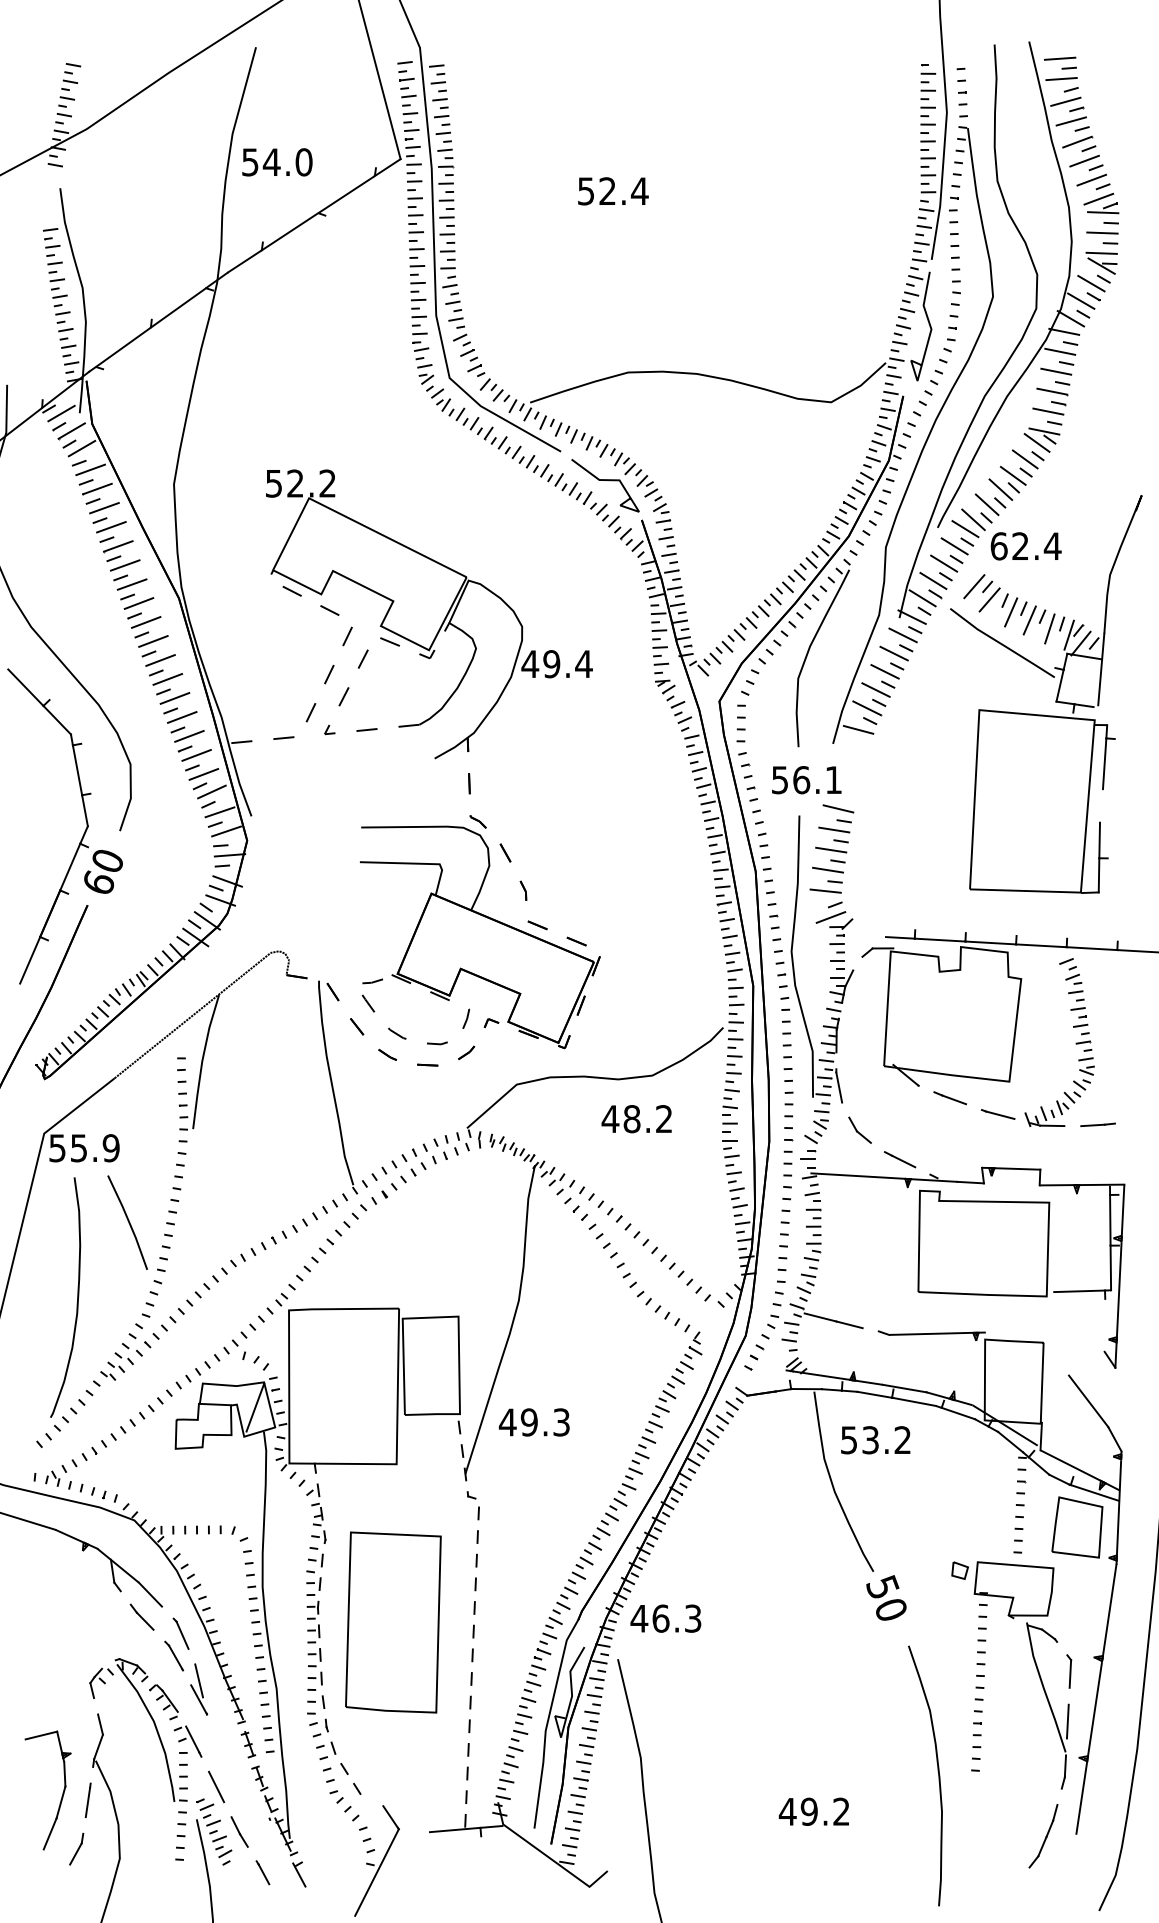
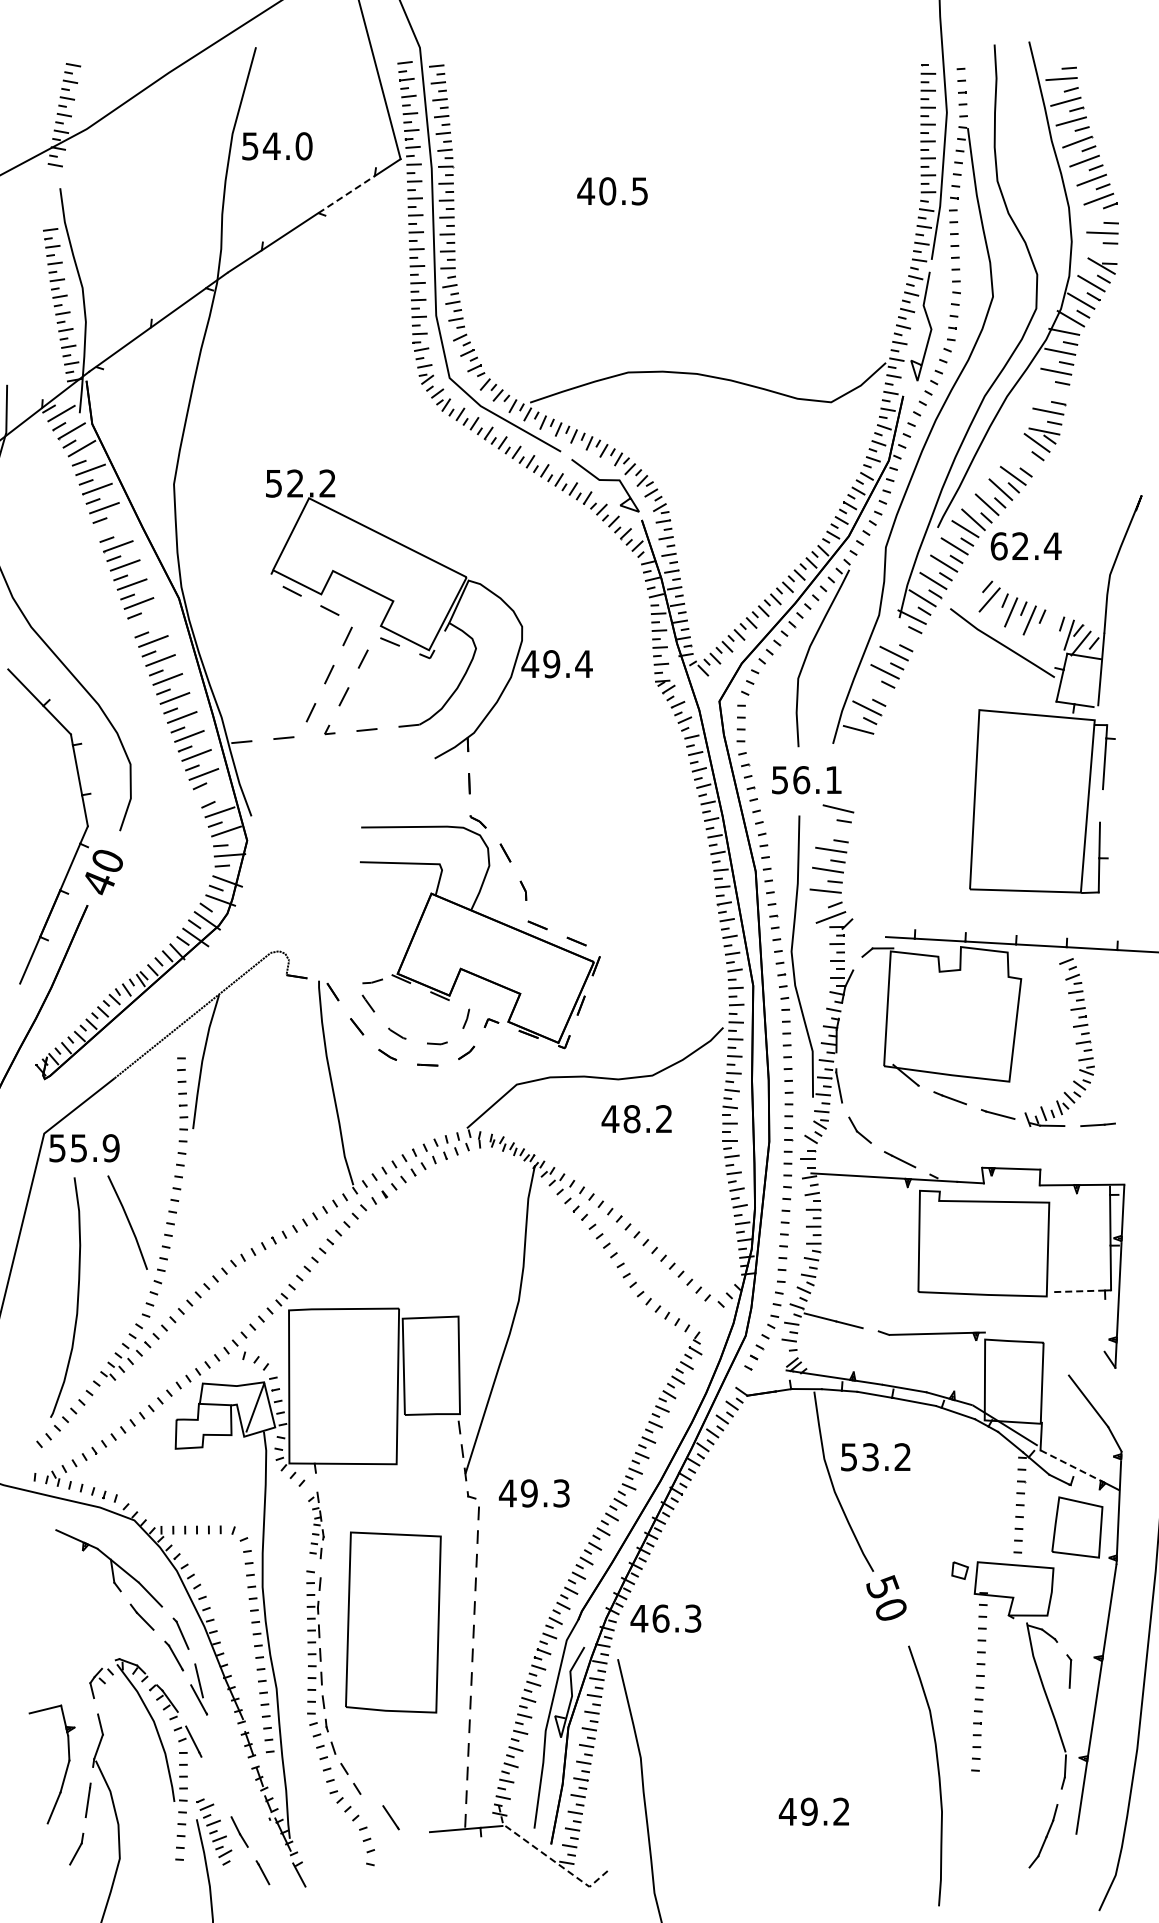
line: present -> none (1059, 58)
text position: (277, 162) -> (277, 146) (277, 146)
text: 52.4 -> 40.5 (612, 191)
line: solid -> dashed (345, 195)
line: present -> none (1103, 212)
line: present -> none (1101, 252)
line: present -> none (1052, 391)
line: present -> none (1024, 459)
line: present -> none (111, 527)
line: present -> none (974, 586)
line: present -> none (146, 622)
line: present -> none (1049, 628)
line: present -> none (902, 635)
line: present -> none (875, 689)
line: present -> none (211, 791)
line: present -> none (834, 829)
text: 60 -> 40 (99, 882)
line: solid -> dashed (1080, 1291)
text position: (533, 1422) -> (533, 1493) (533, 1493)
text position: (875, 1440) -> (875, 1457) (875, 1457)
line: solid -> dashed (1075, 1467)
line: present -> none (1094, 1492)
line: present -> none (28, 1521)
part size: 21x85 px -> 17x69 px (316, 1525)
line: present -> none (1067, 1721)
line: present -> none (216, 1786)
part position: (62, 1792) -> (66, 1766) (66, 1766)
line: solid -> dashed (546, 1855)
line: present -> none (376, 1872)
